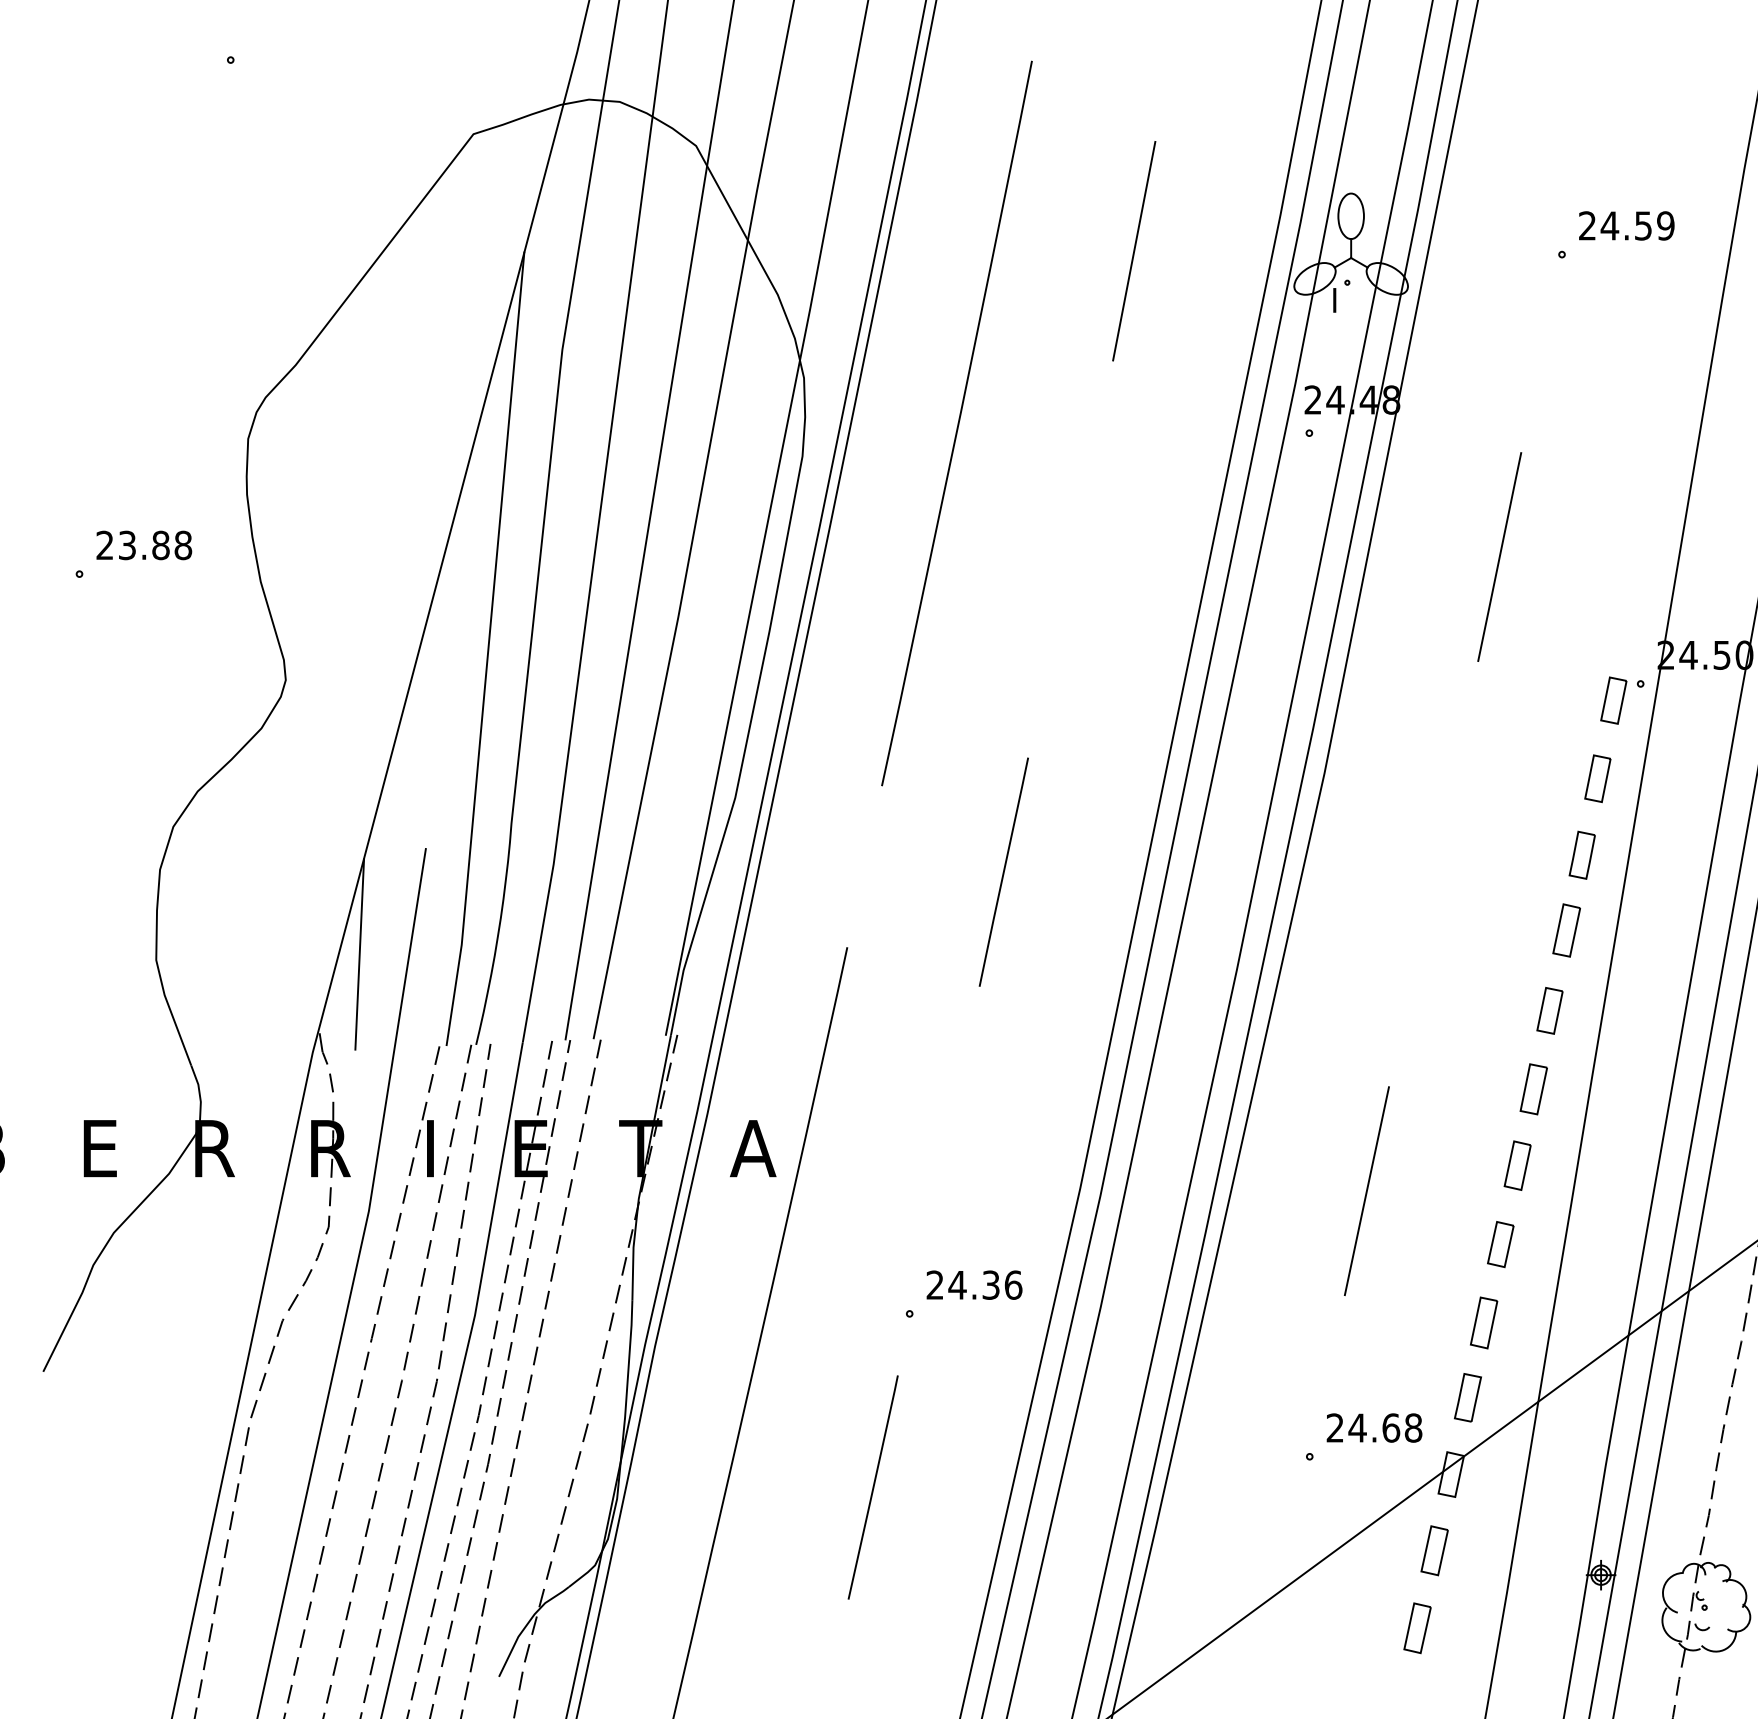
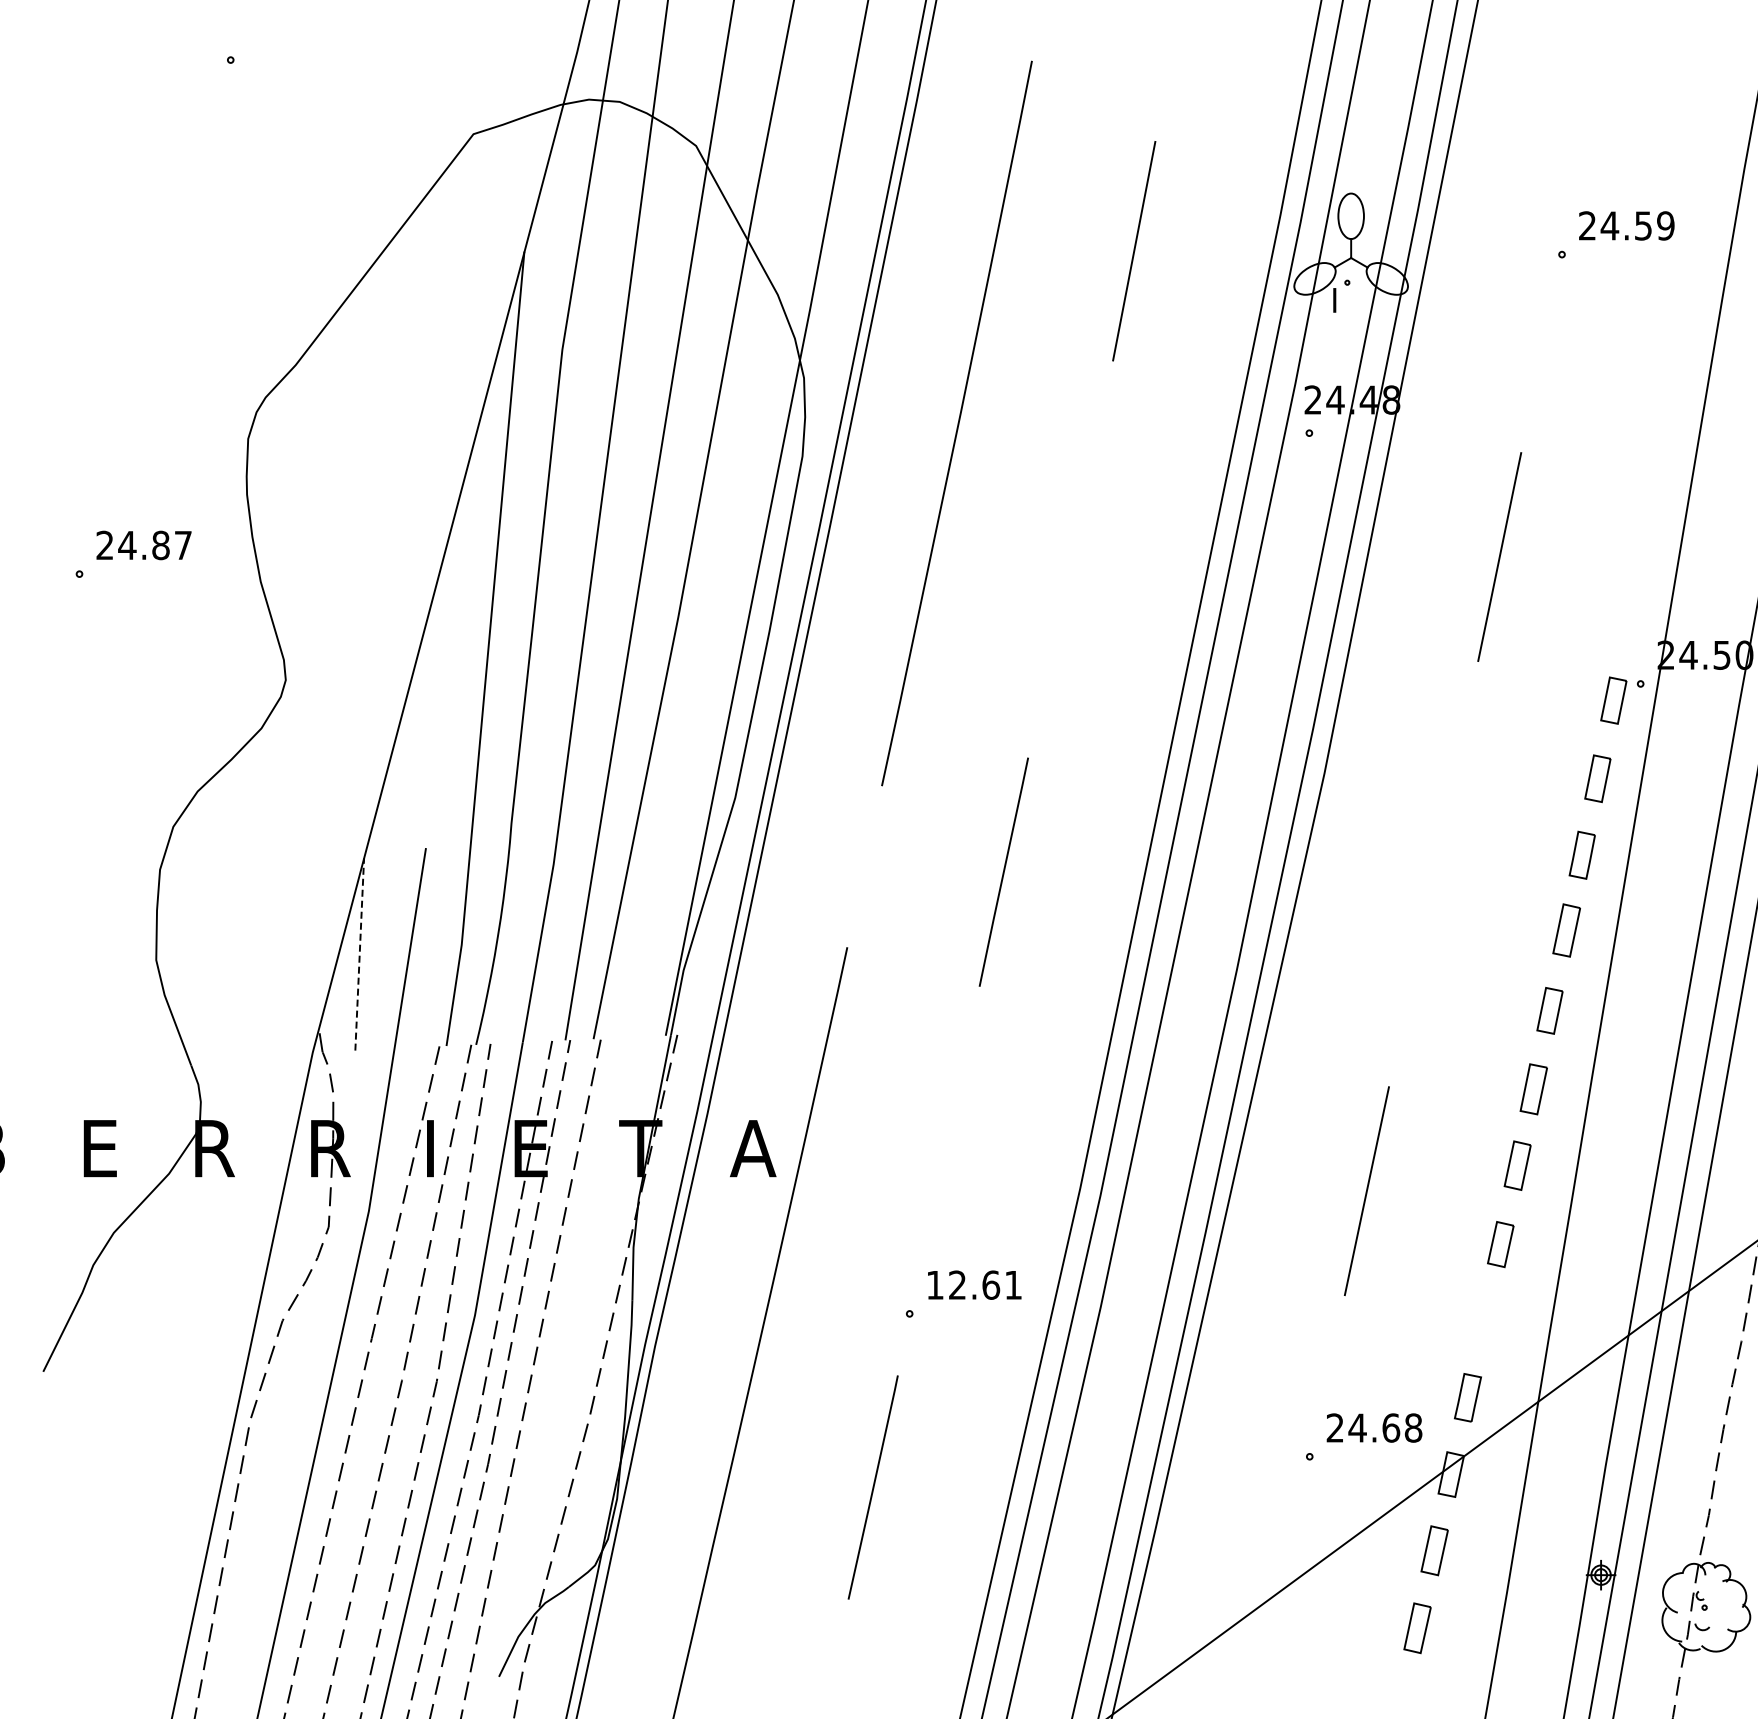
text: 23.88 -> 24.87 (155, 545)
line: solid -> dashed (359, 953)
text: 24.36 -> 12.61 (974, 1284)
part: present -> none (1484, 1322)
